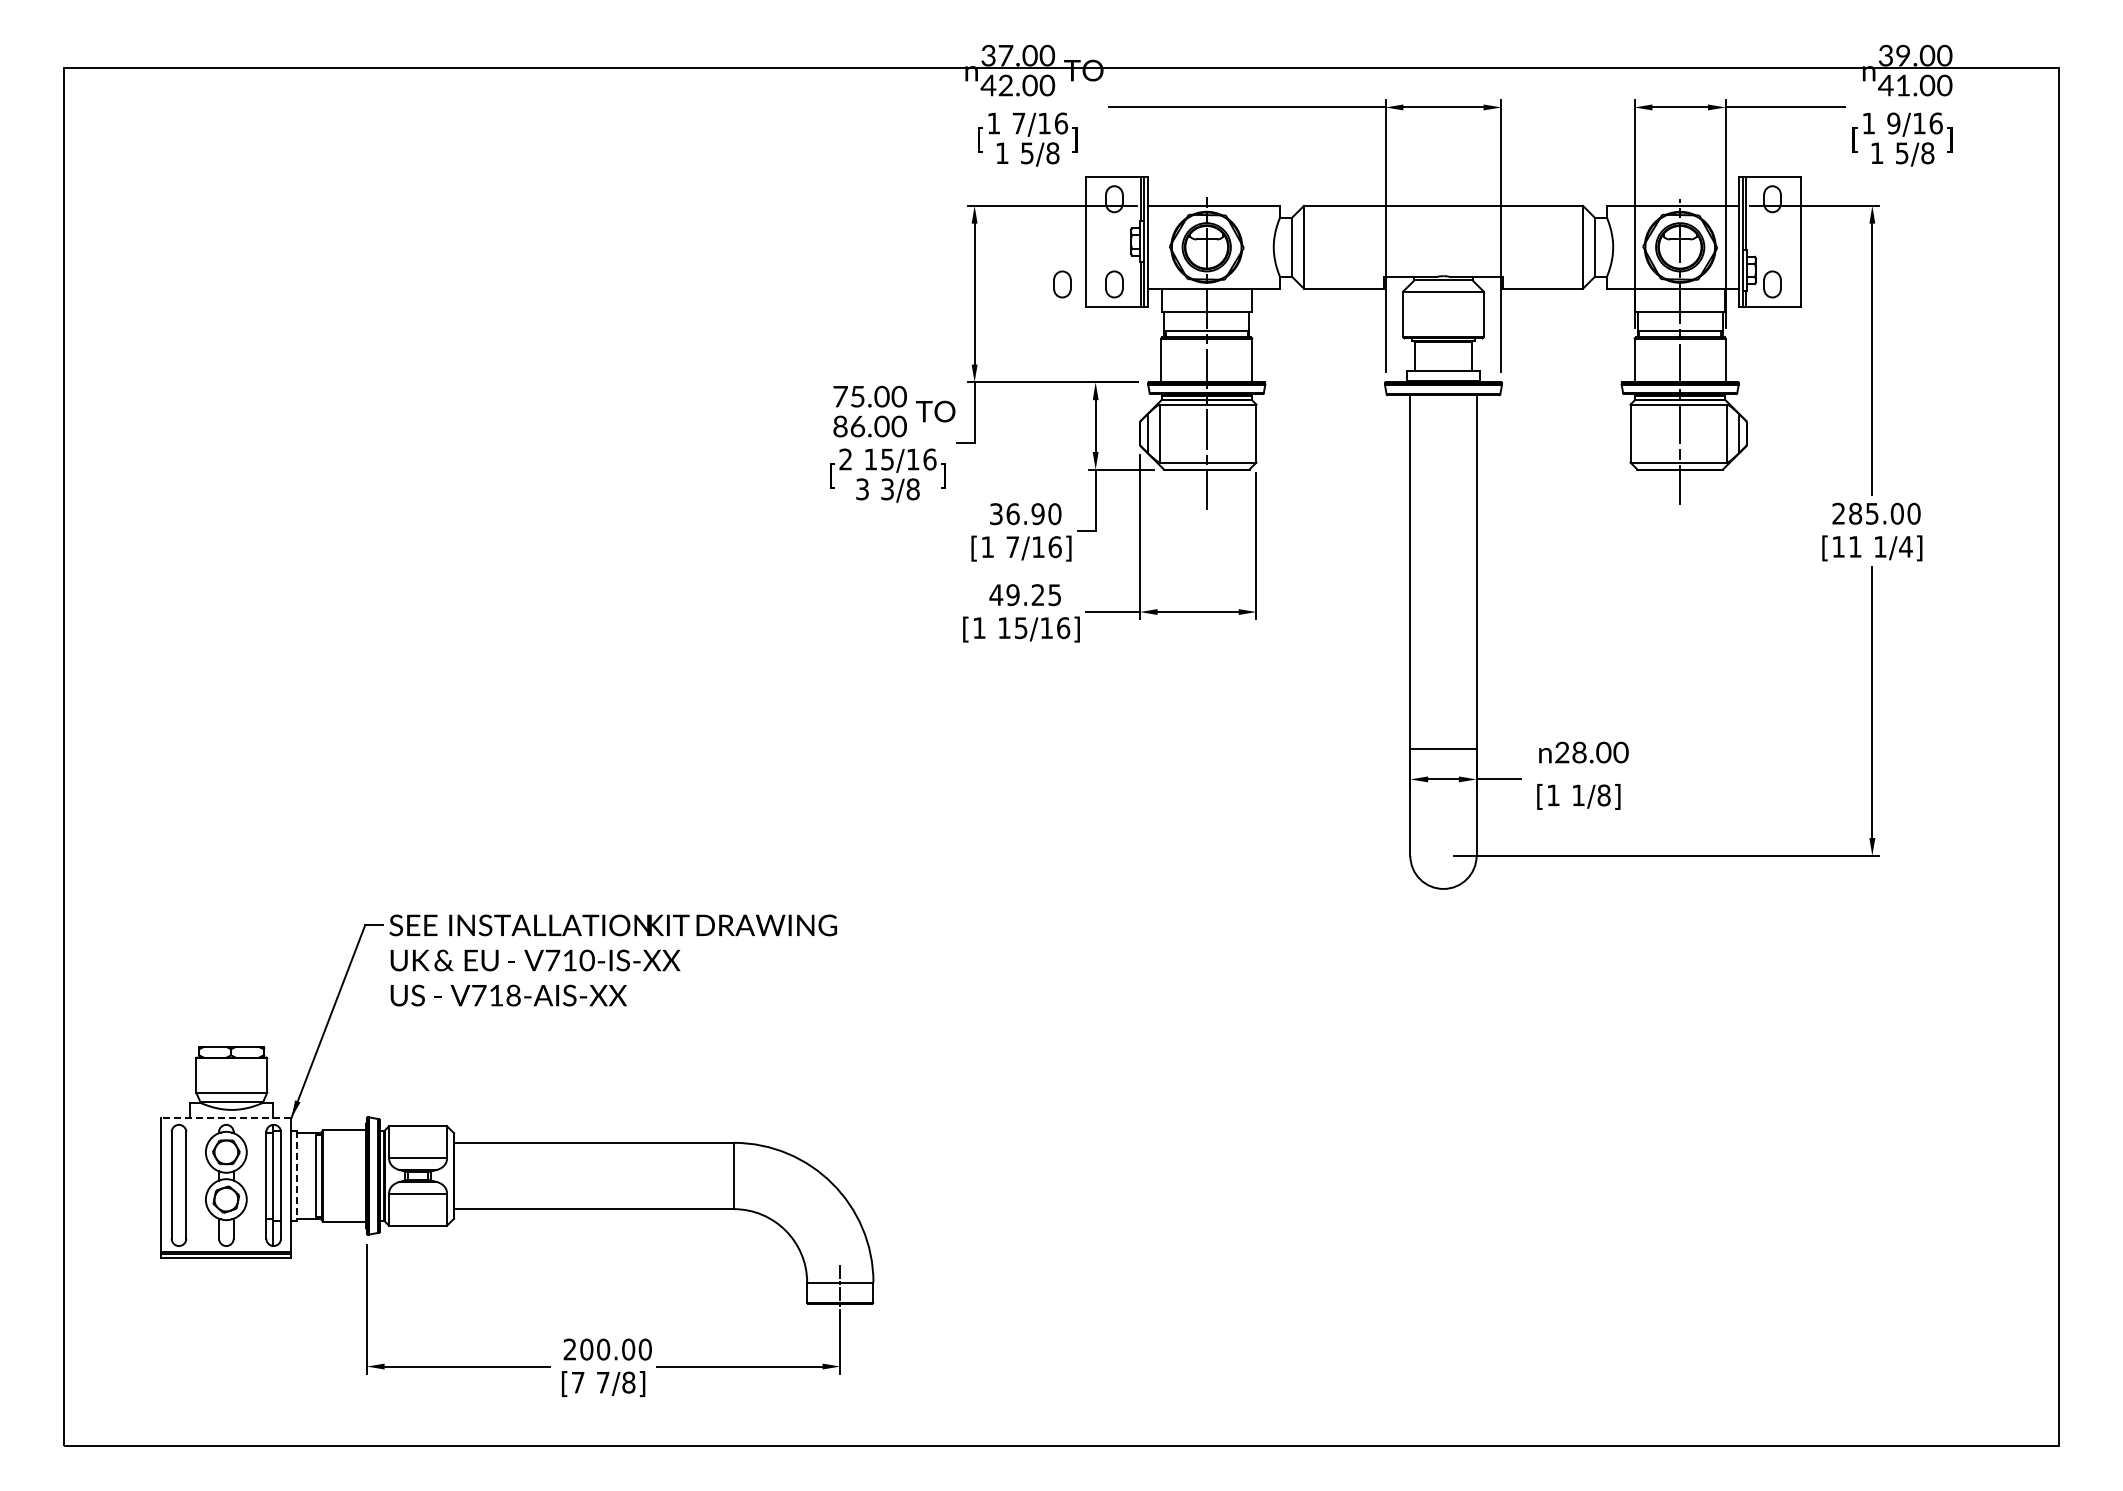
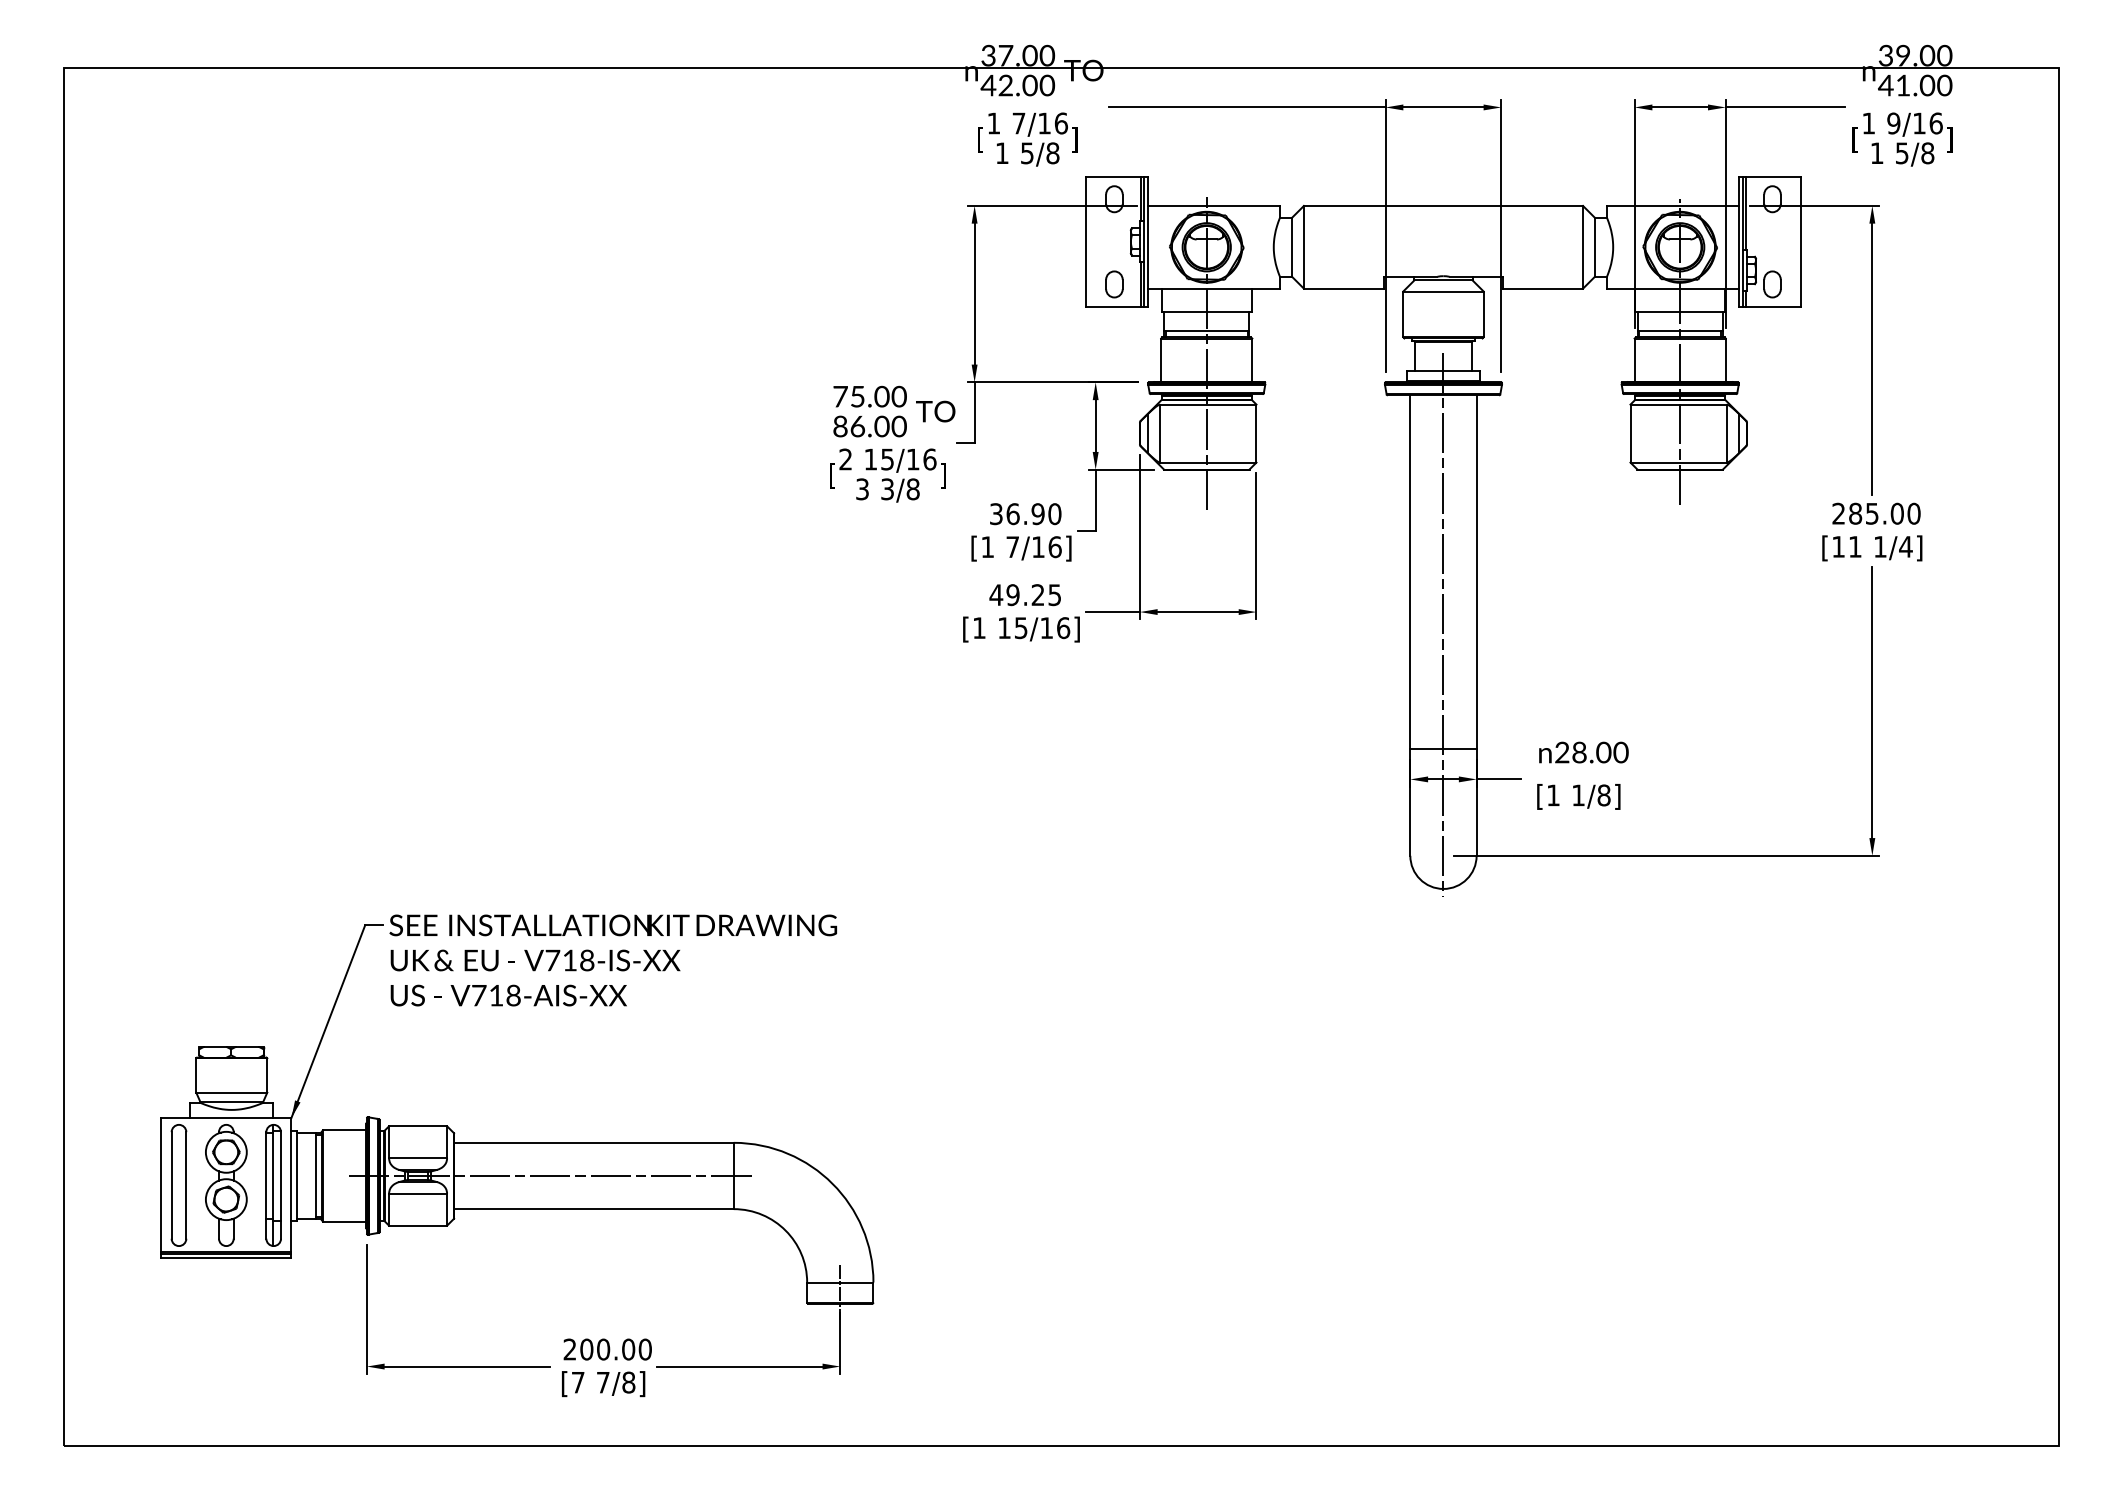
part: present -> none (1062, 284)
line: none -> present (1443, 624)
text: V710-IS-XX -> V718-IS-XX (586, 960)
line: dashed -> solid (225, 1117)
line: dashed -> solid (296, 1175)
line: none -> present (550, 1175)
